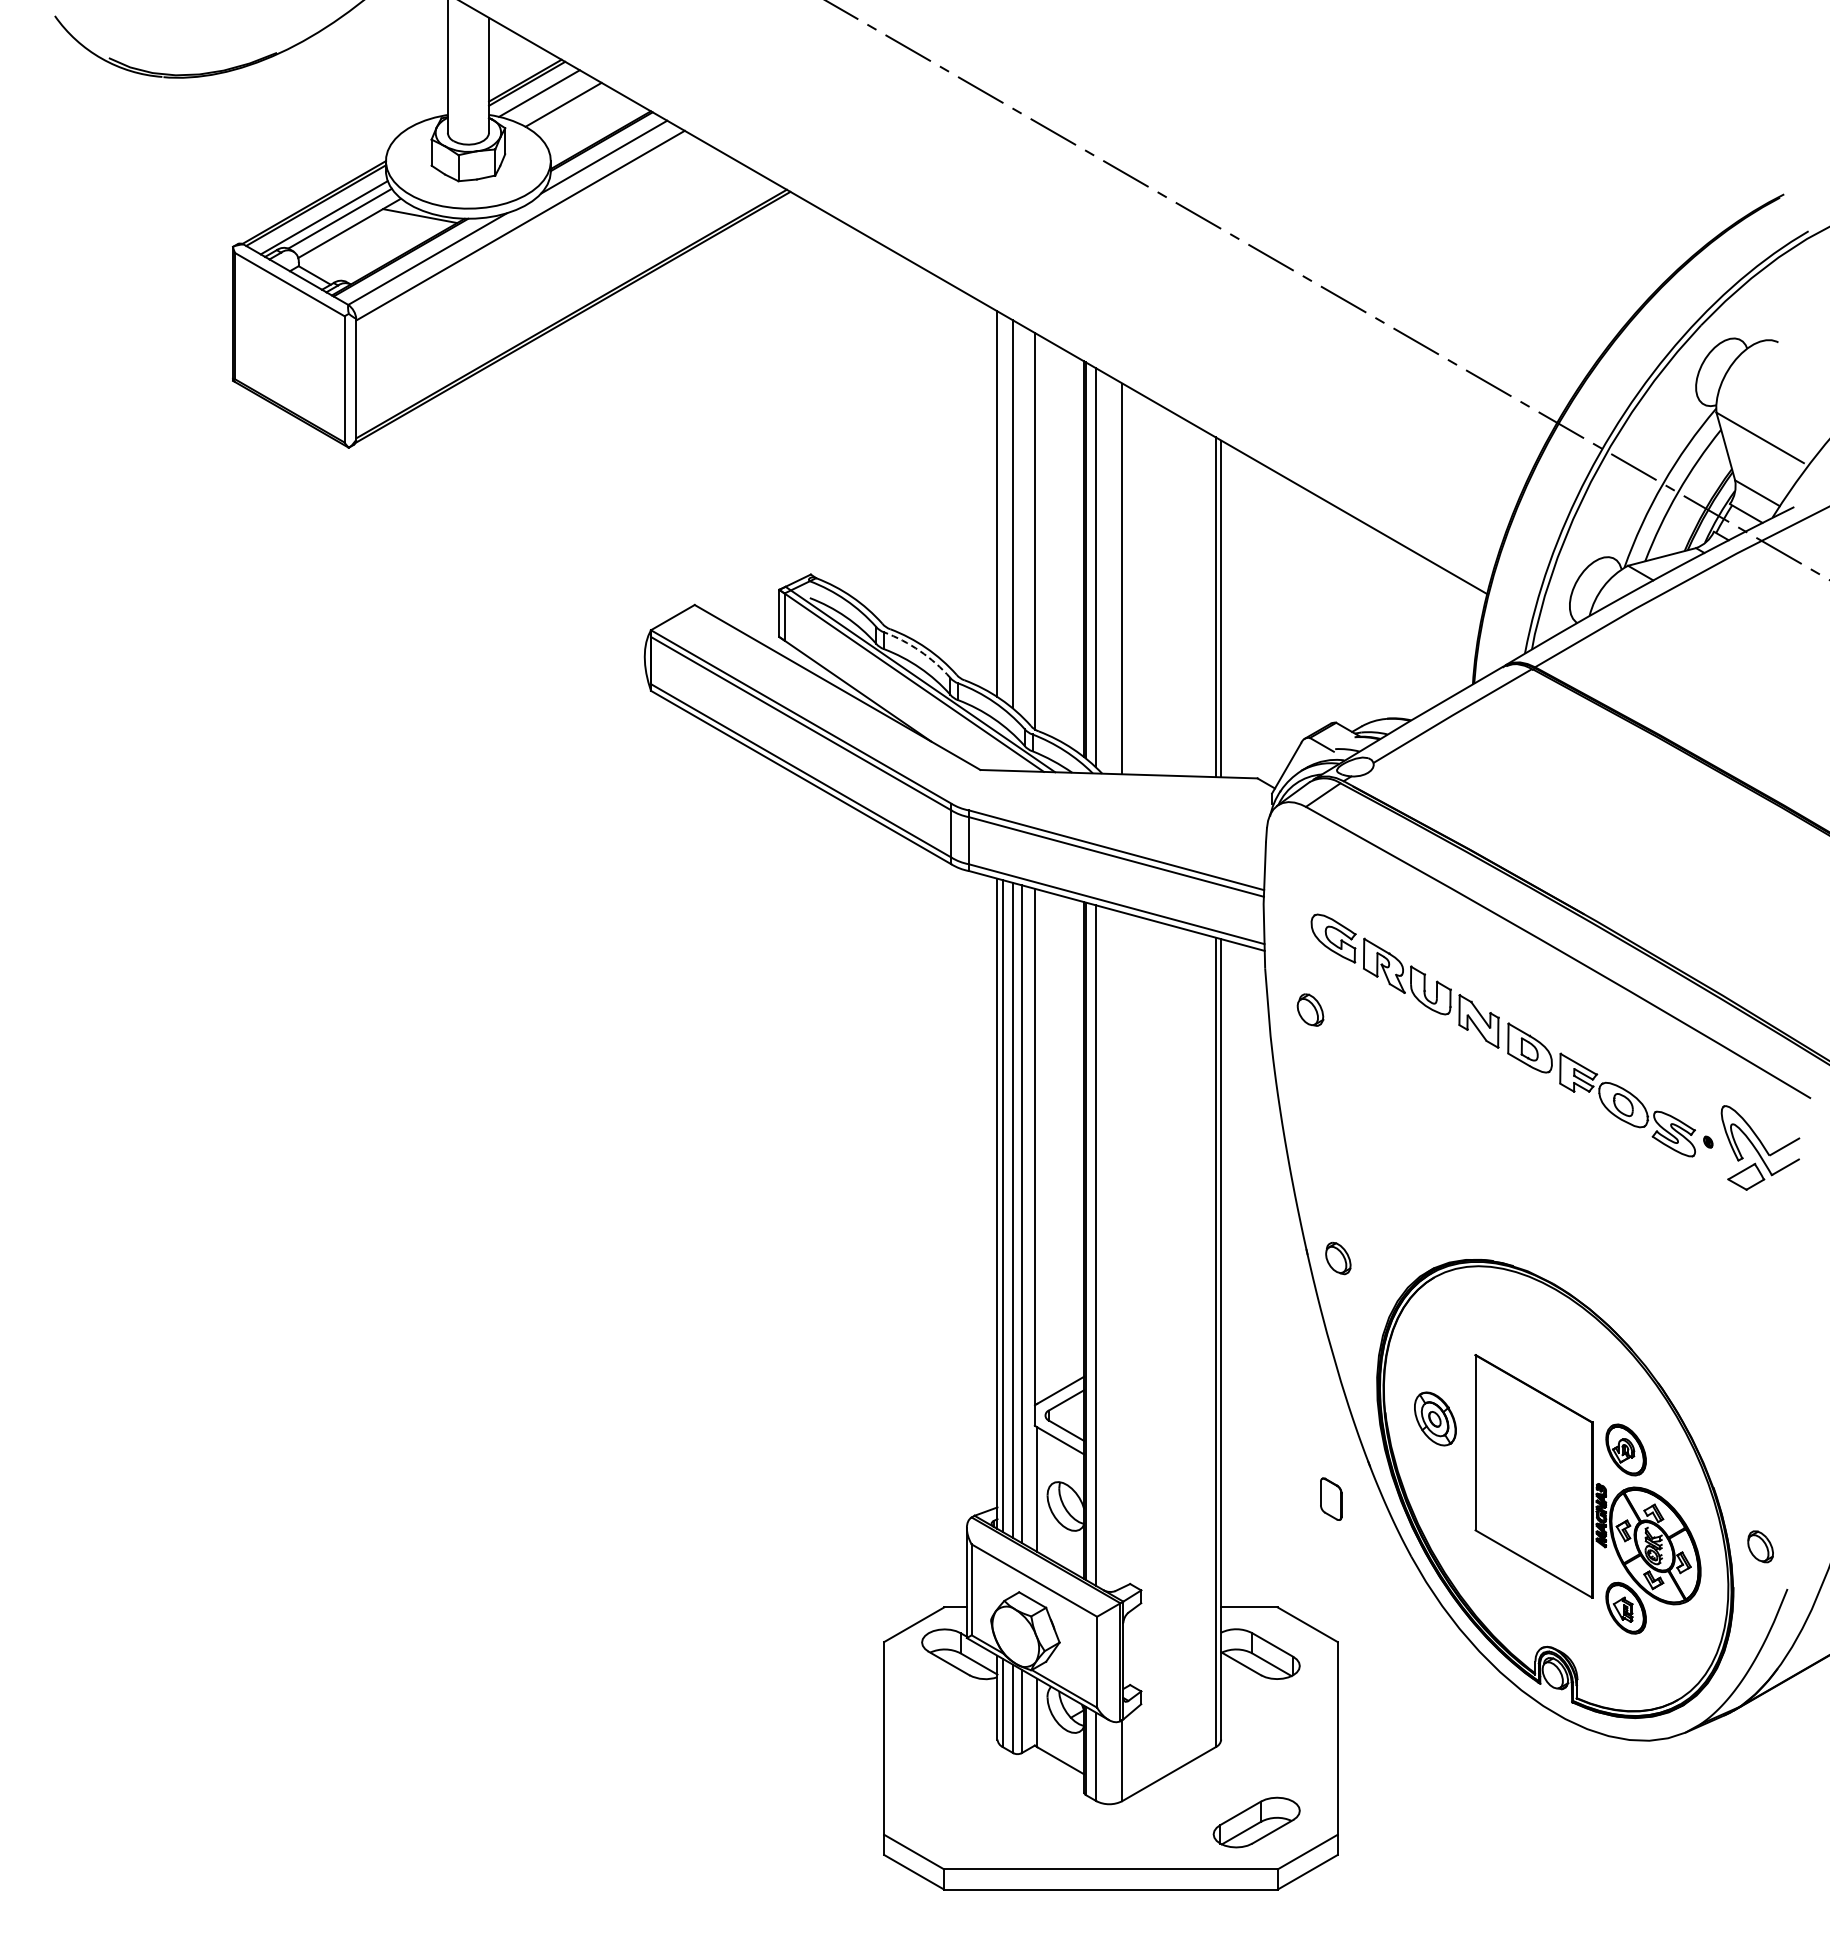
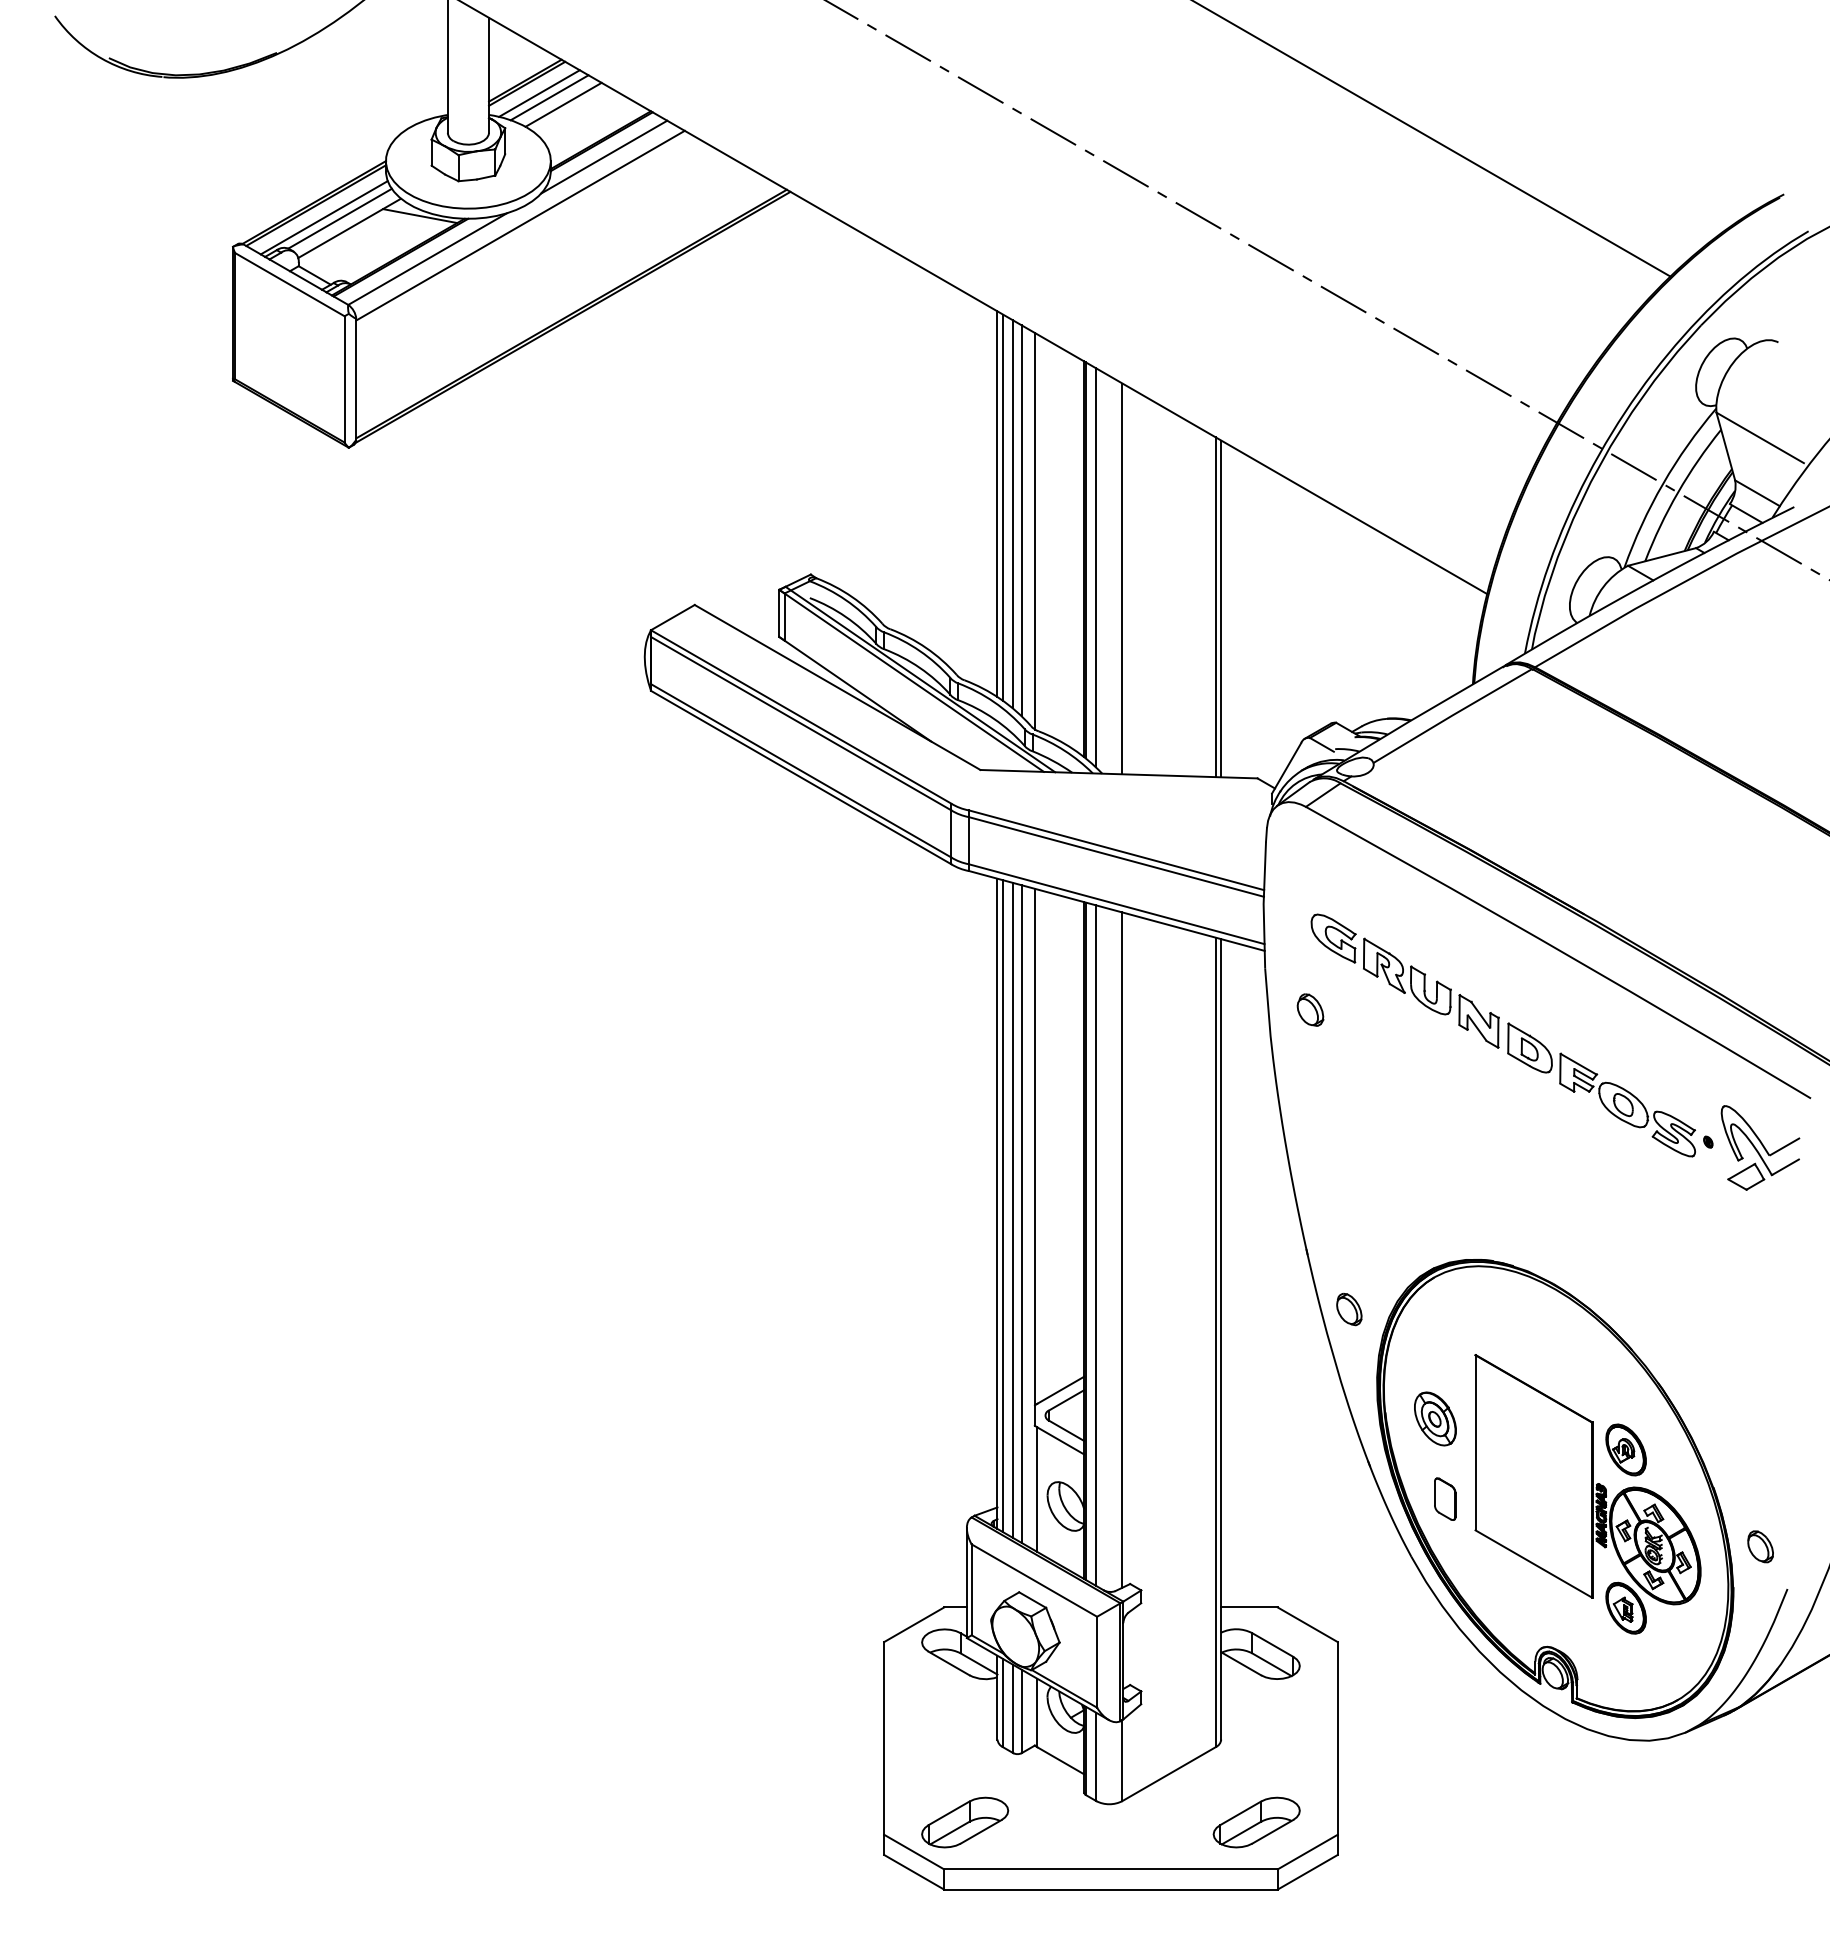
line: none -> present (549, 97)
line: none -> present (1432, 139)
line: none -> present (1002, 507)
line: none -> present (1021, 520)
arc: dashed -> solid (919, 651)
line: none -> present (1122, 1249)
part position: (1338, 1258) -> (1349, 1309) (1349, 1309)
part position: (1331, 1498) -> (1445, 1498) (1445, 1498)
part: none -> present (965, 1822)
